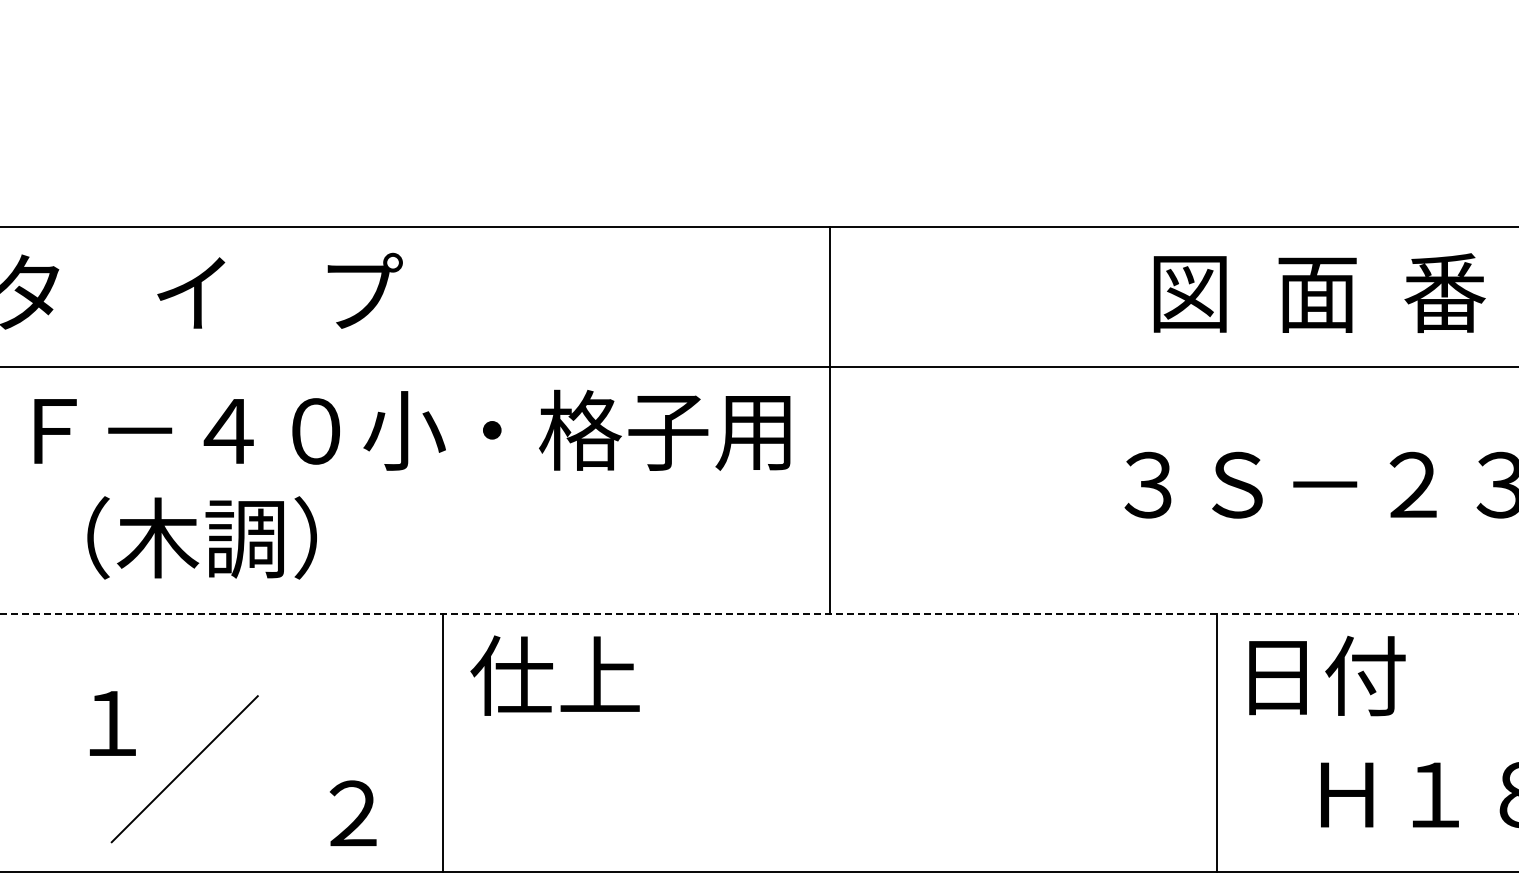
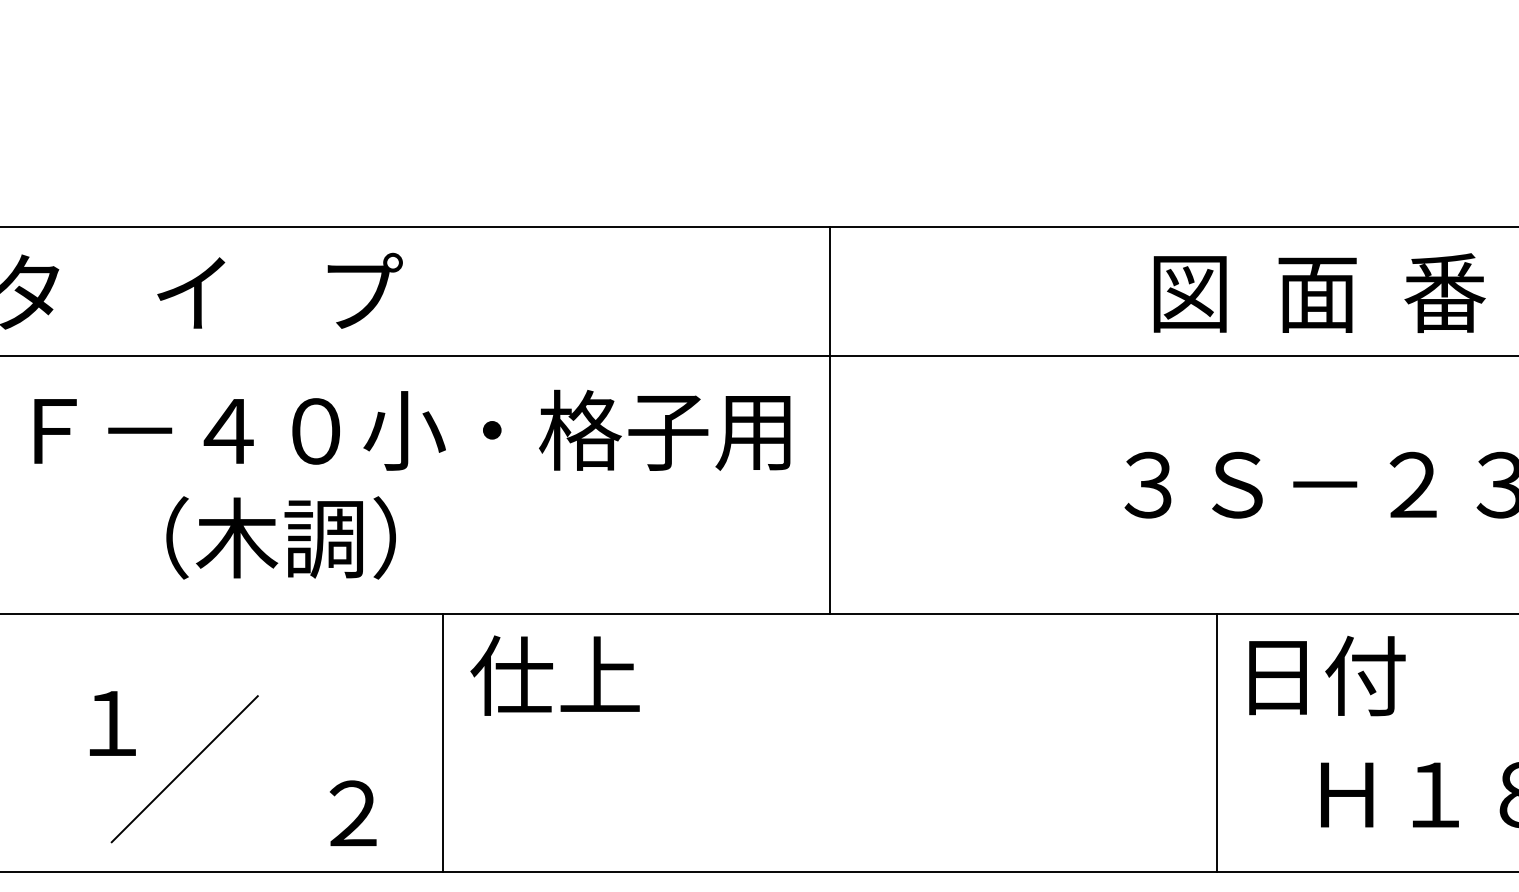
line position: (758, 367) -> (758, 356) (758, 356)
text position: (201, 537) -> (280, 537) (280, 537)
line: dashed -> solid (759, 614)
